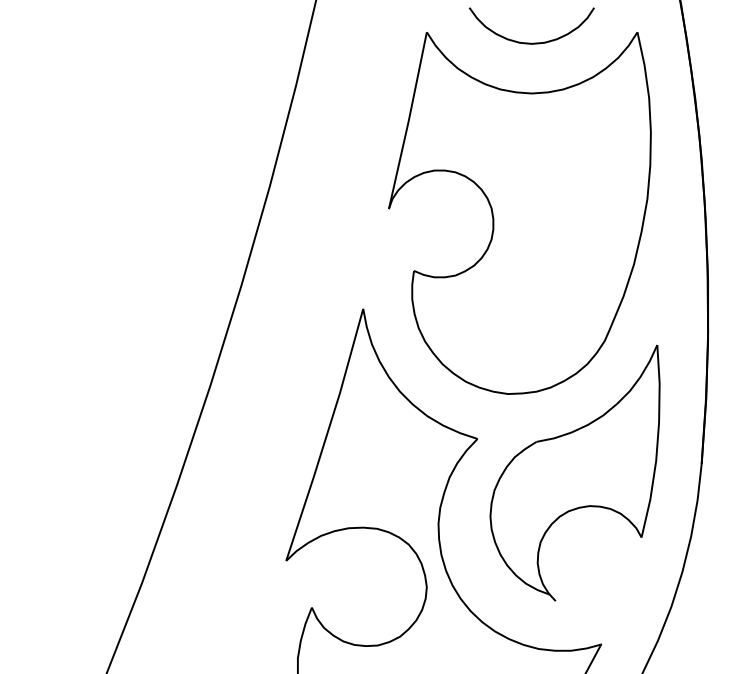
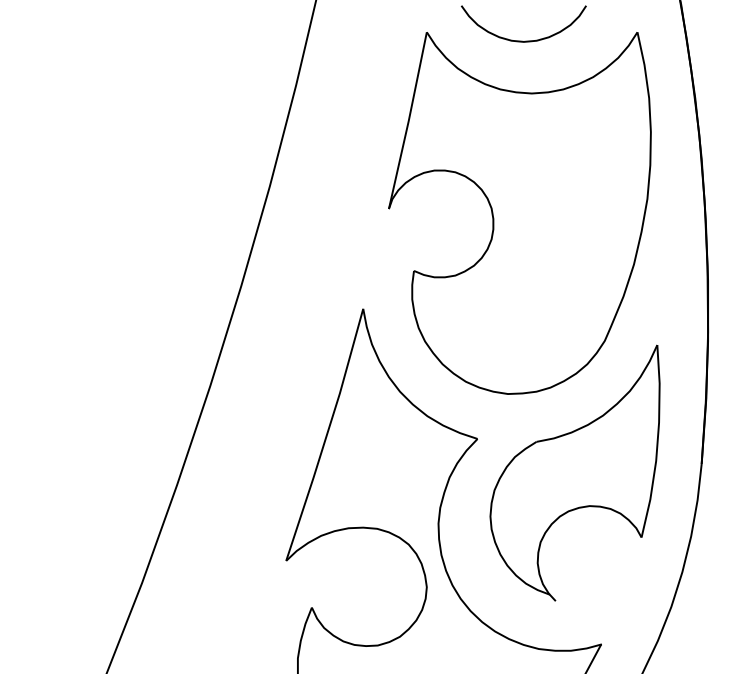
curve position: (530, 42) -> (522, 40) (522, 40)
